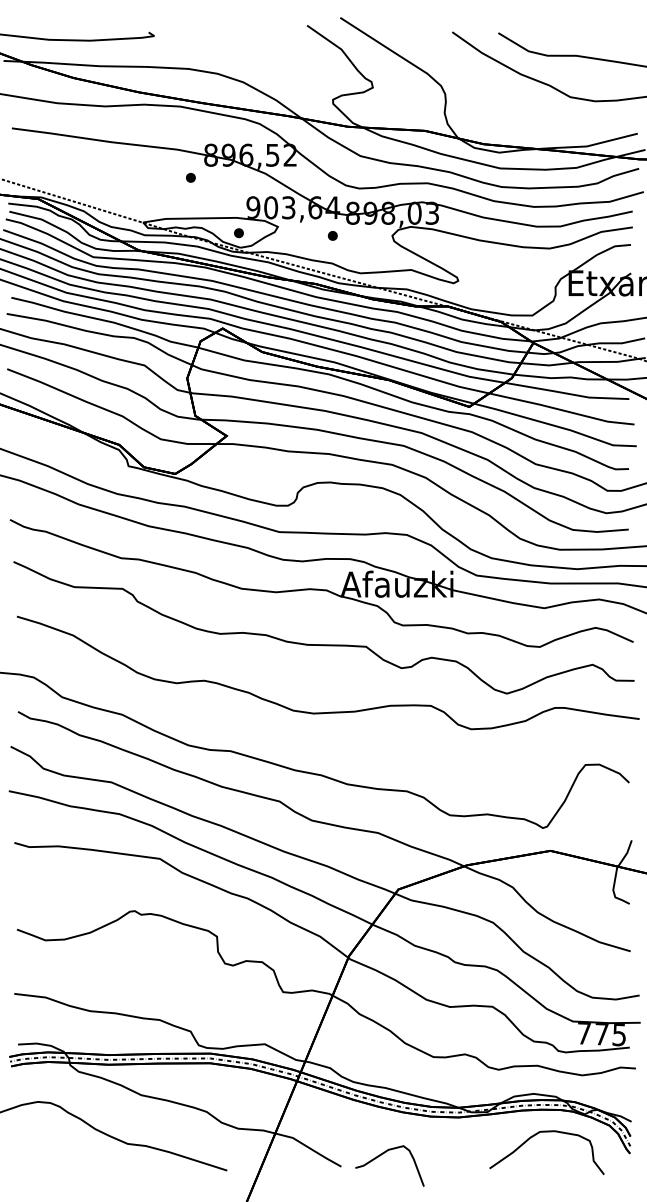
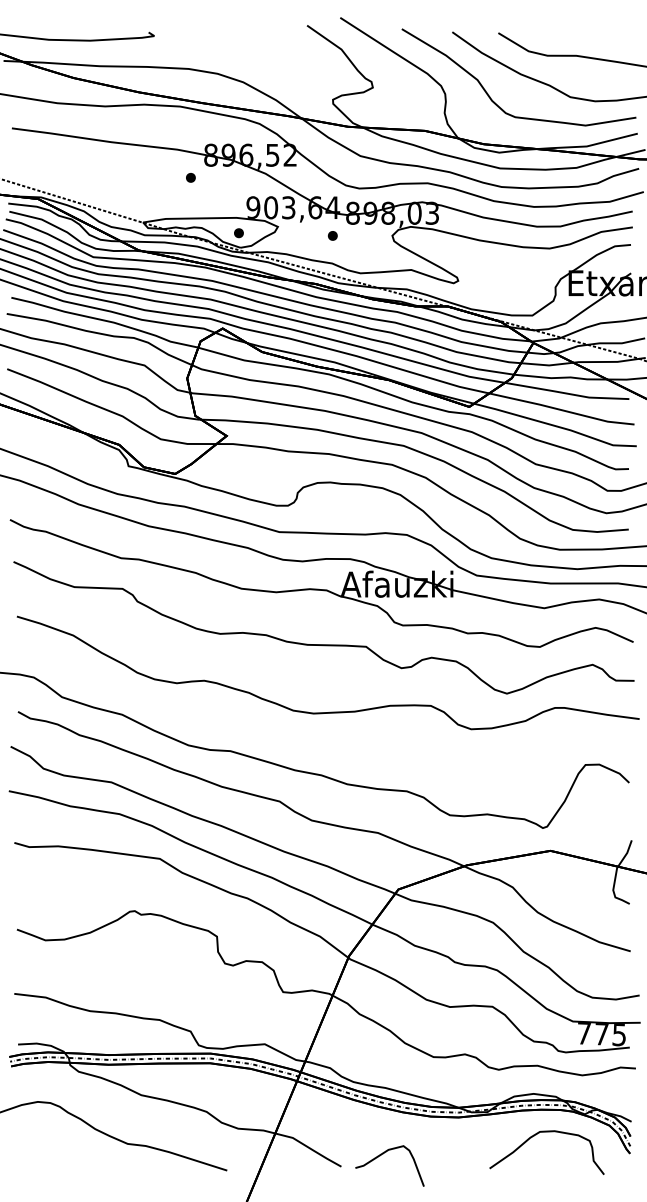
curve: none -> present (490, 96)
